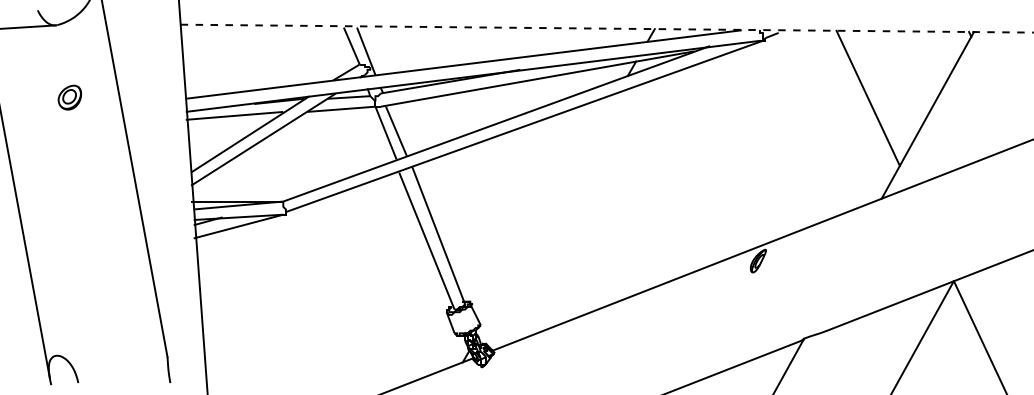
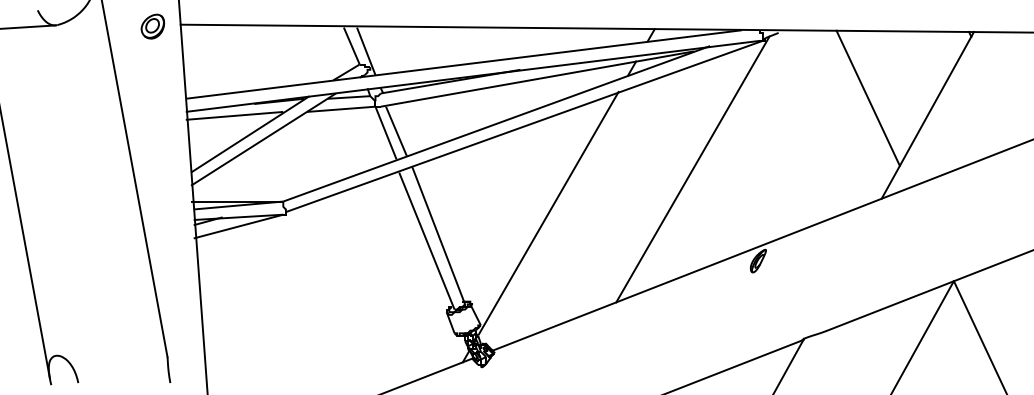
line: dashed -> solid (607, 28)
part position: (69, 97) -> (152, 26) (152, 26)
line: none -> present (692, 169)
line: none -> present (548, 213)
